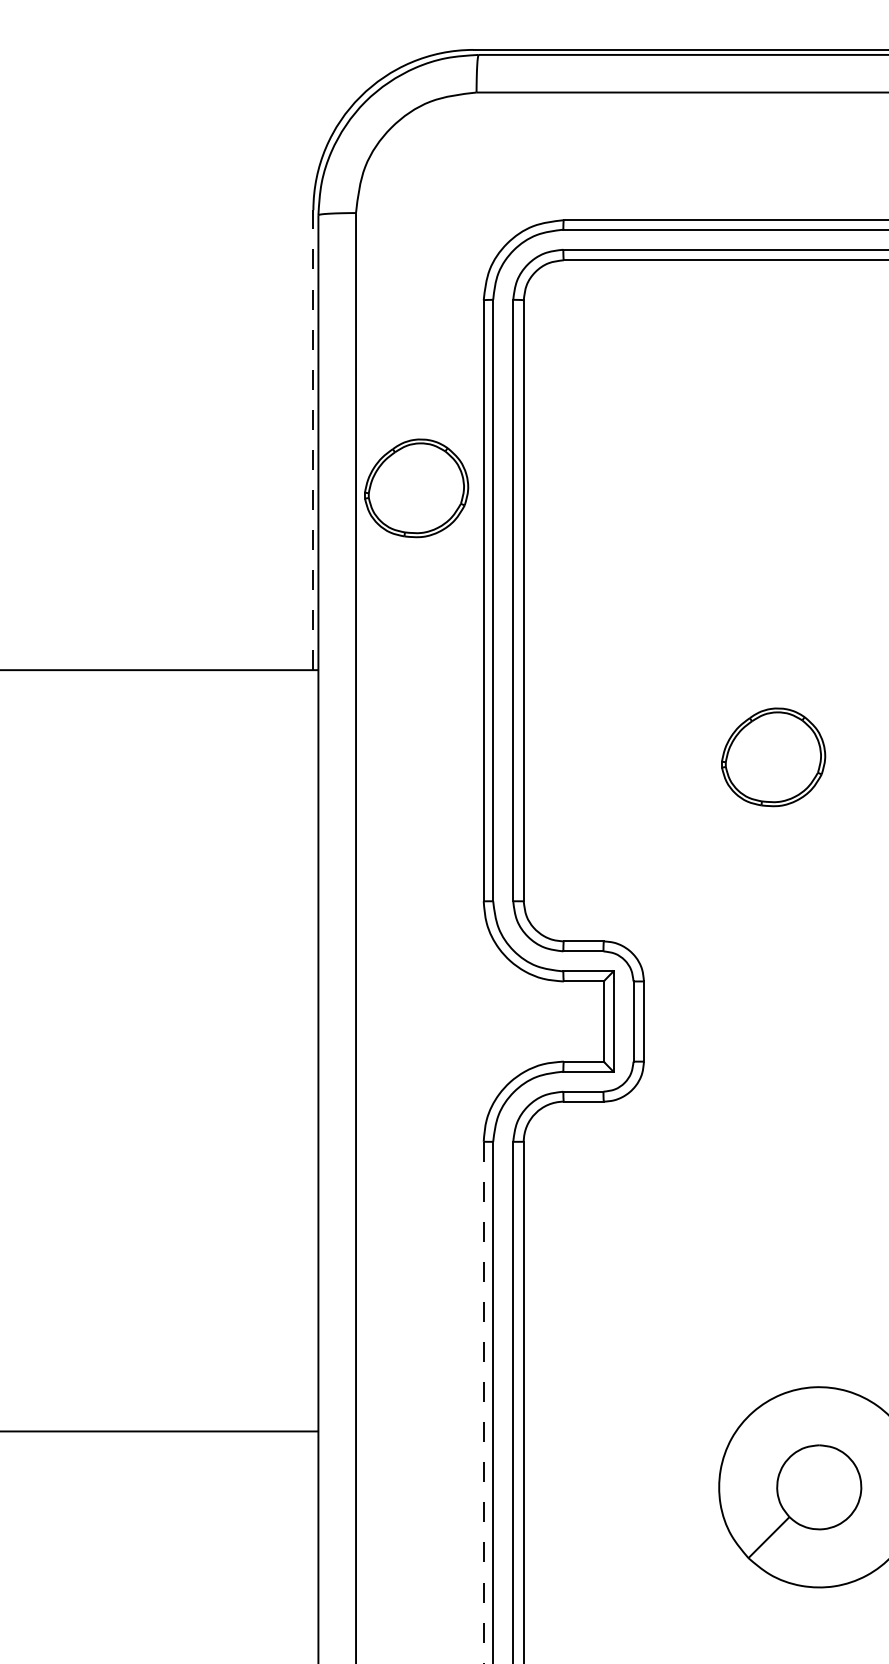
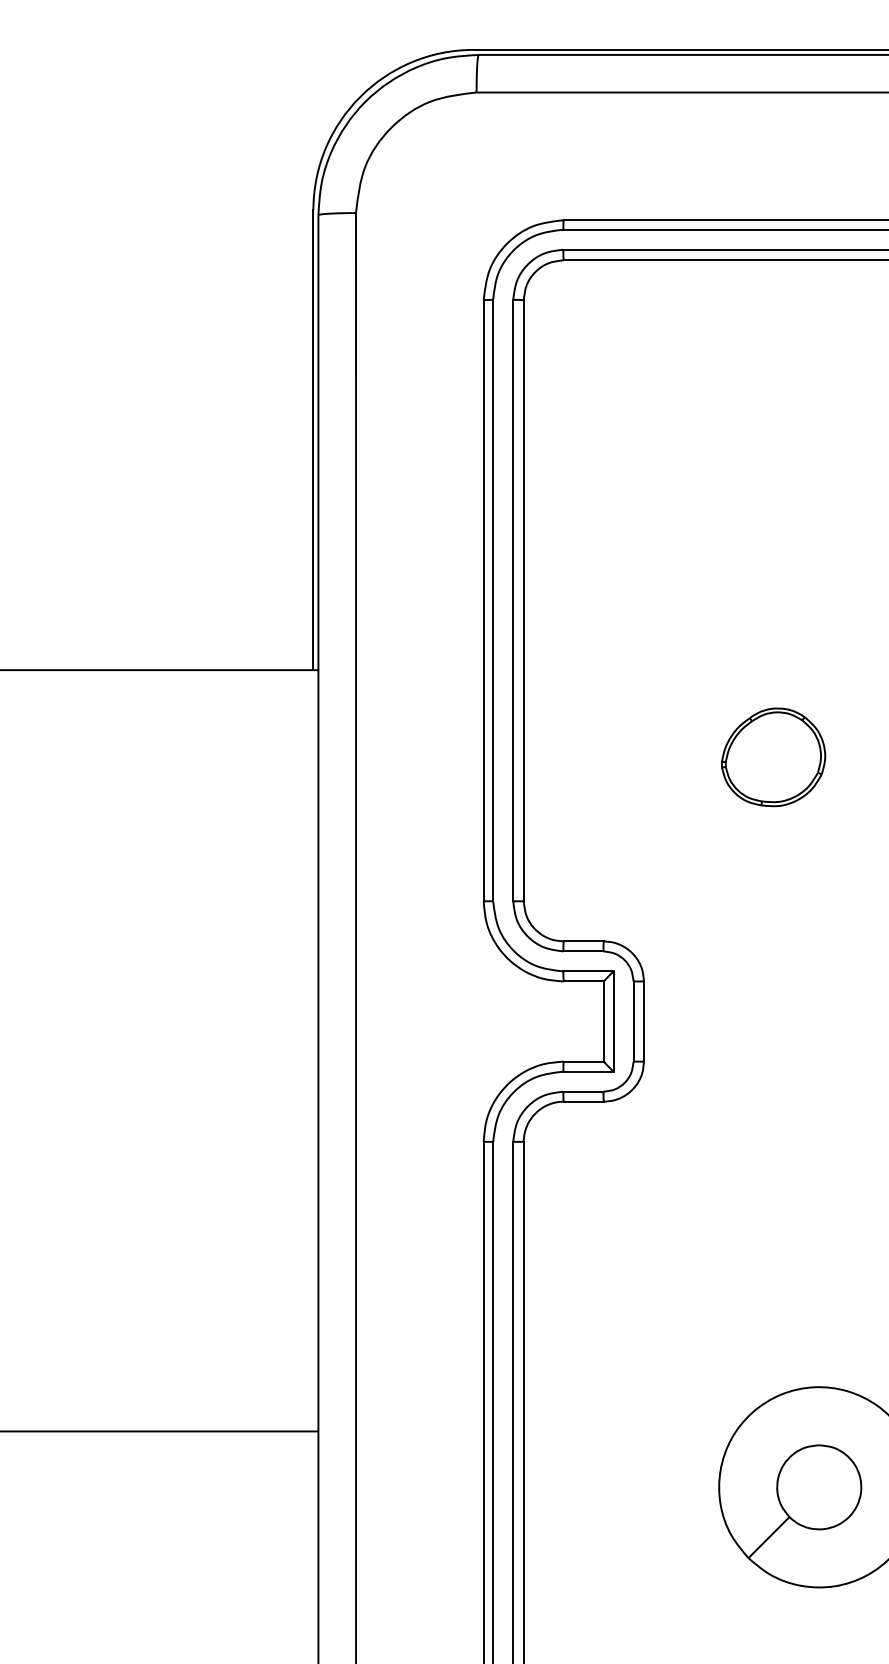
line: dashed -> solid (313, 440)
part: present -> none (416, 488)
line: dashed -> solid (483, 1403)
